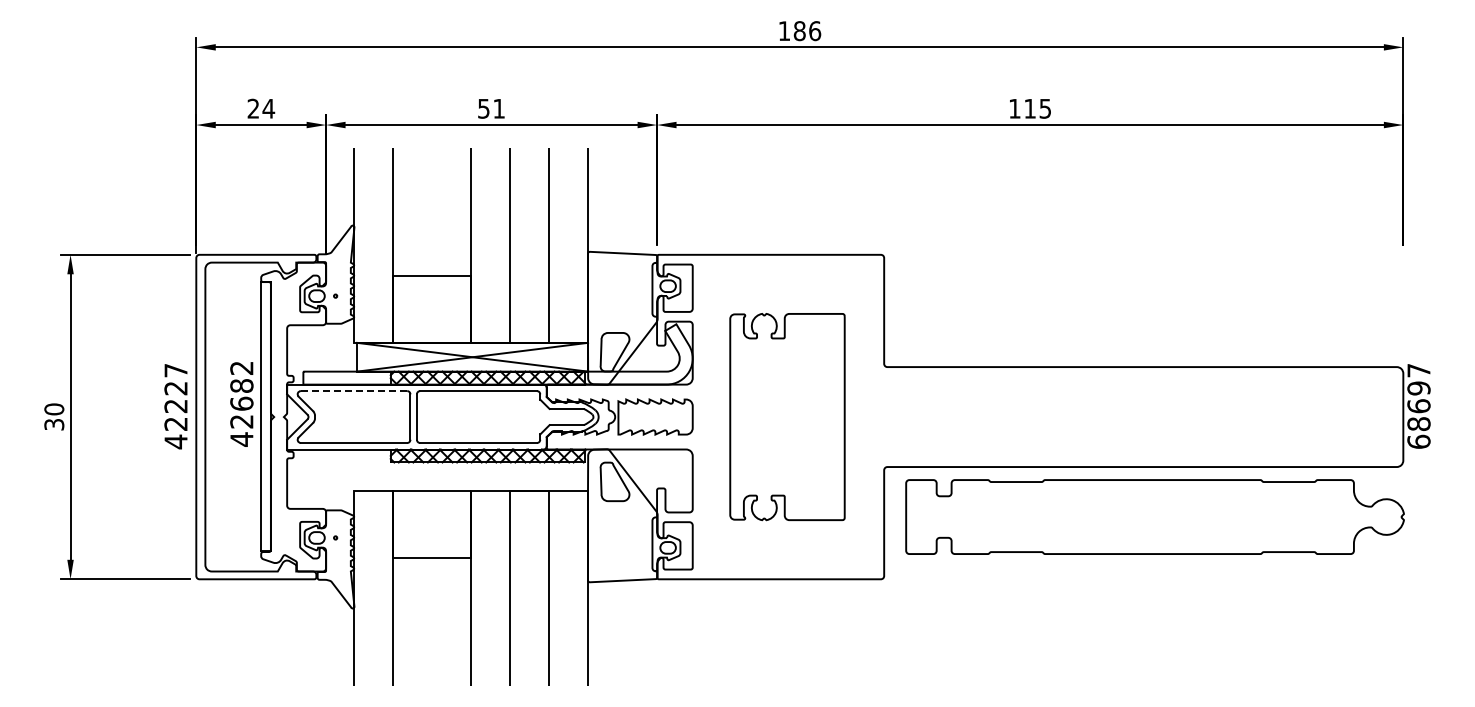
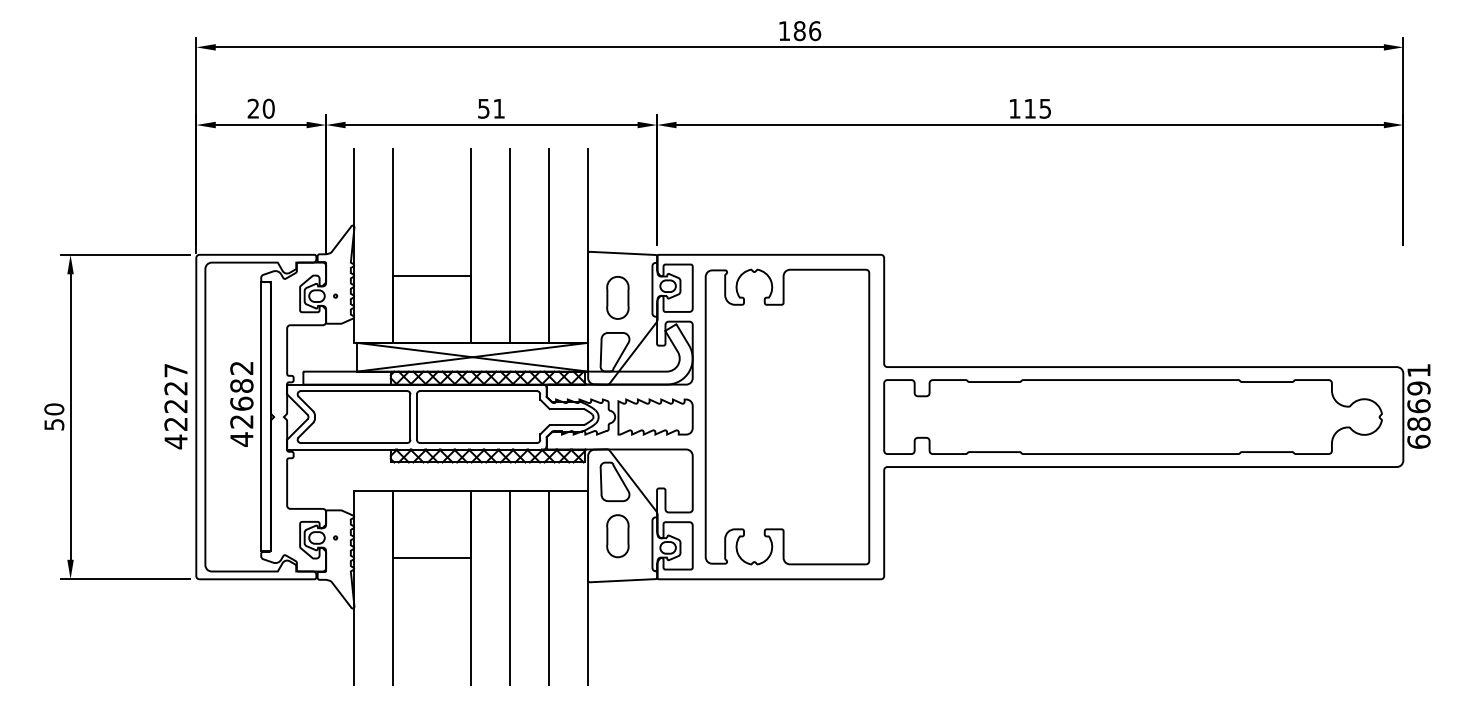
text: 24 -> 20 (268, 108)
part: none -> present (617, 297)
text: 68697 -> 68691 (1418, 370)
line: dashed -> solid (354, 391)
part size: 117x209 px -> 167x298 px (787, 416)
text: 30 -> 50 (53, 424)
part position: (1154, 516) -> (1132, 416) (1132, 416)
part: none -> present (617, 536)
